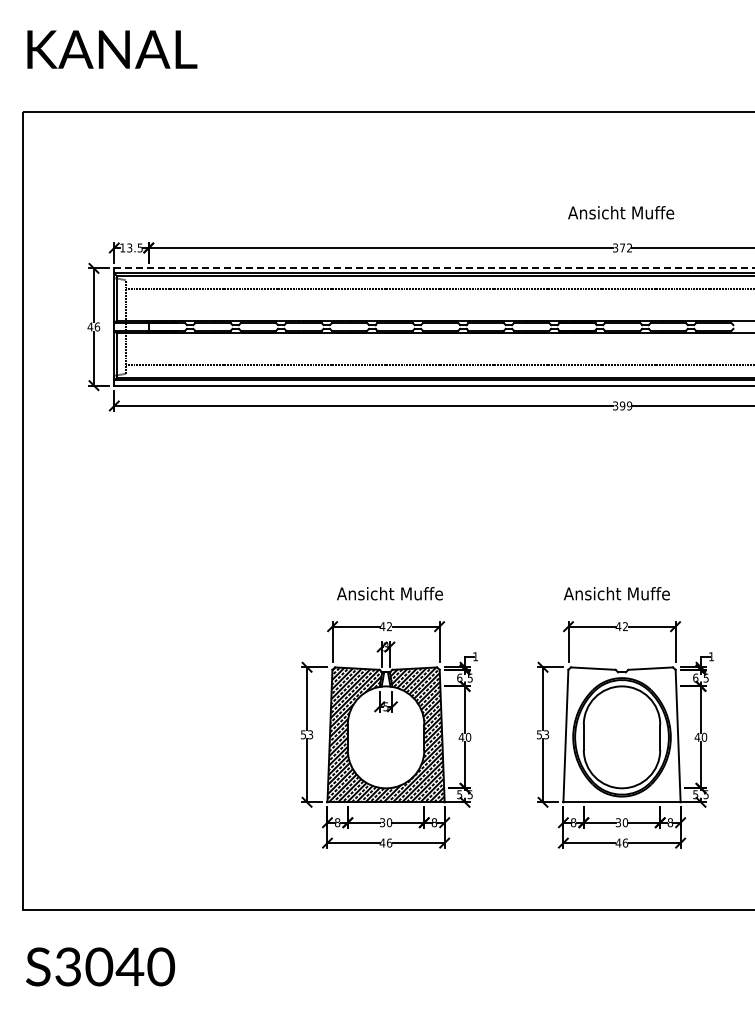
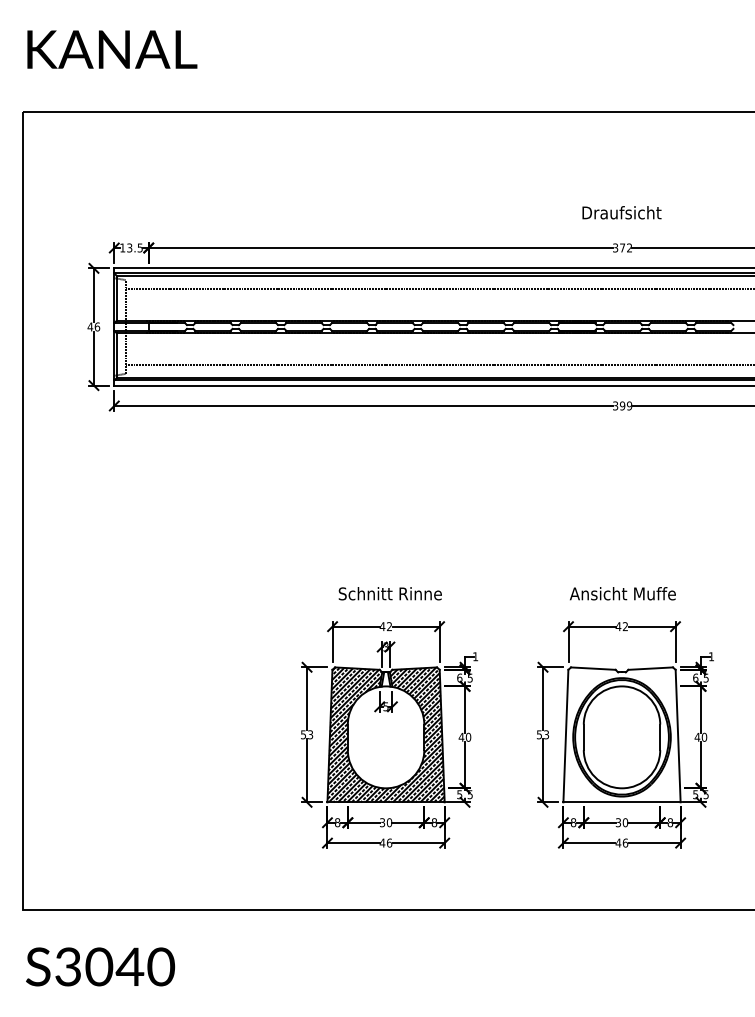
text: Ansicht Muffe -> Draufsicht (621, 212)
line: dashed -> solid (434, 268)
text: Ansicht Muffe -> Schnitt Rinne (389, 593)
text position: (616, 593) -> (622, 593) (622, 593)
